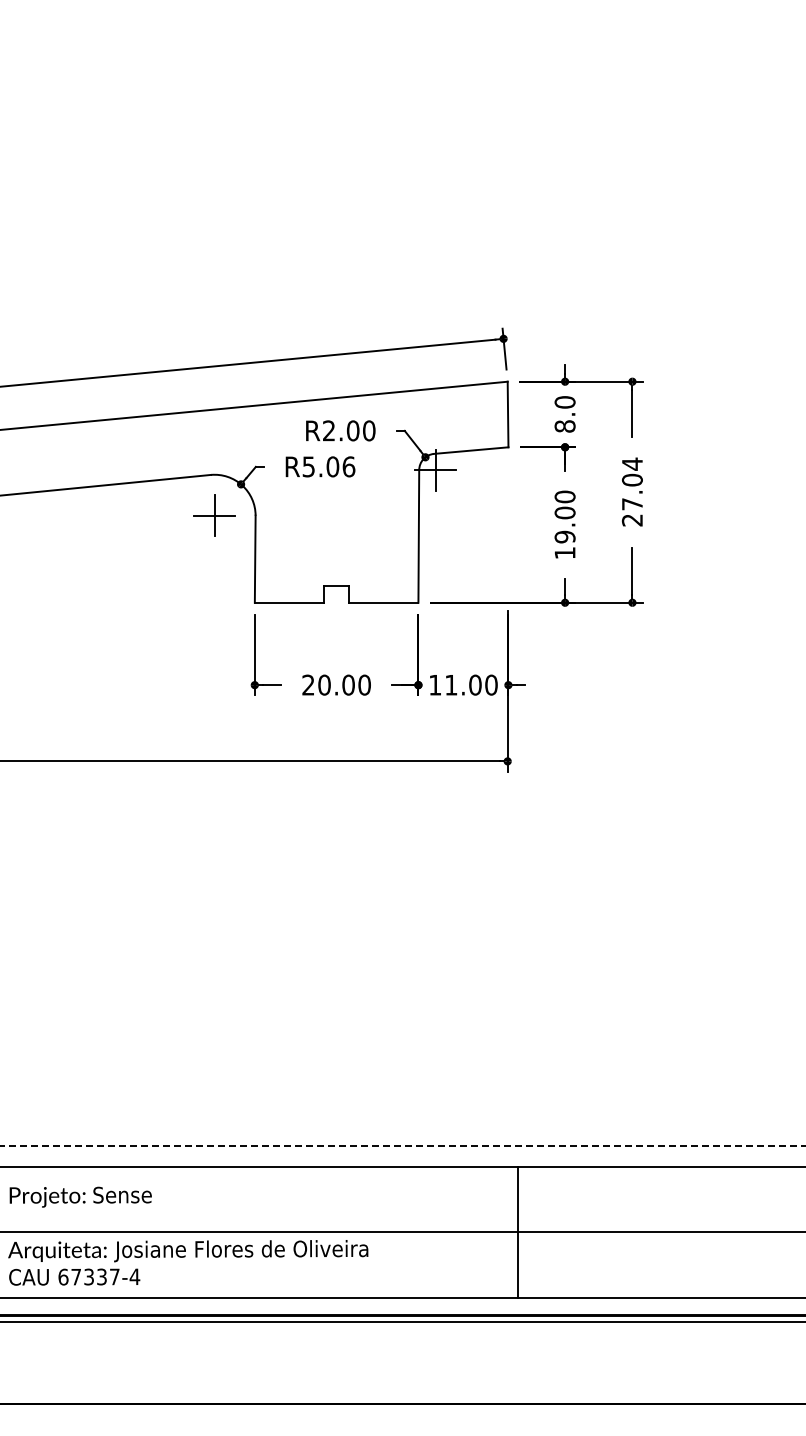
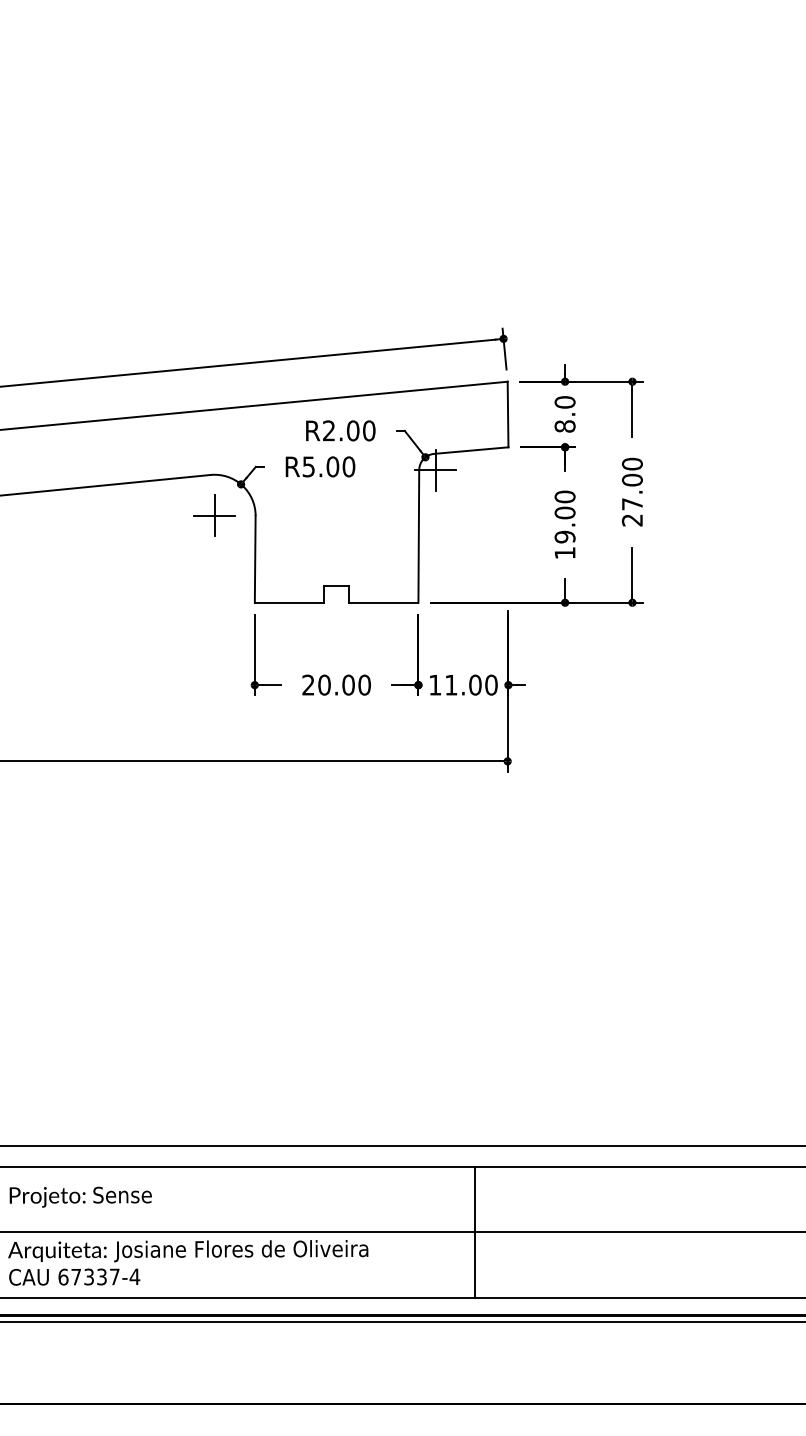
text: 27.04 -> 27.00 (631, 463)
text: R5.06 -> R5.00 (348, 466)
line: dashed -> solid (402, 1146)
line position: (518, 1232) -> (475, 1232) (475, 1232)
